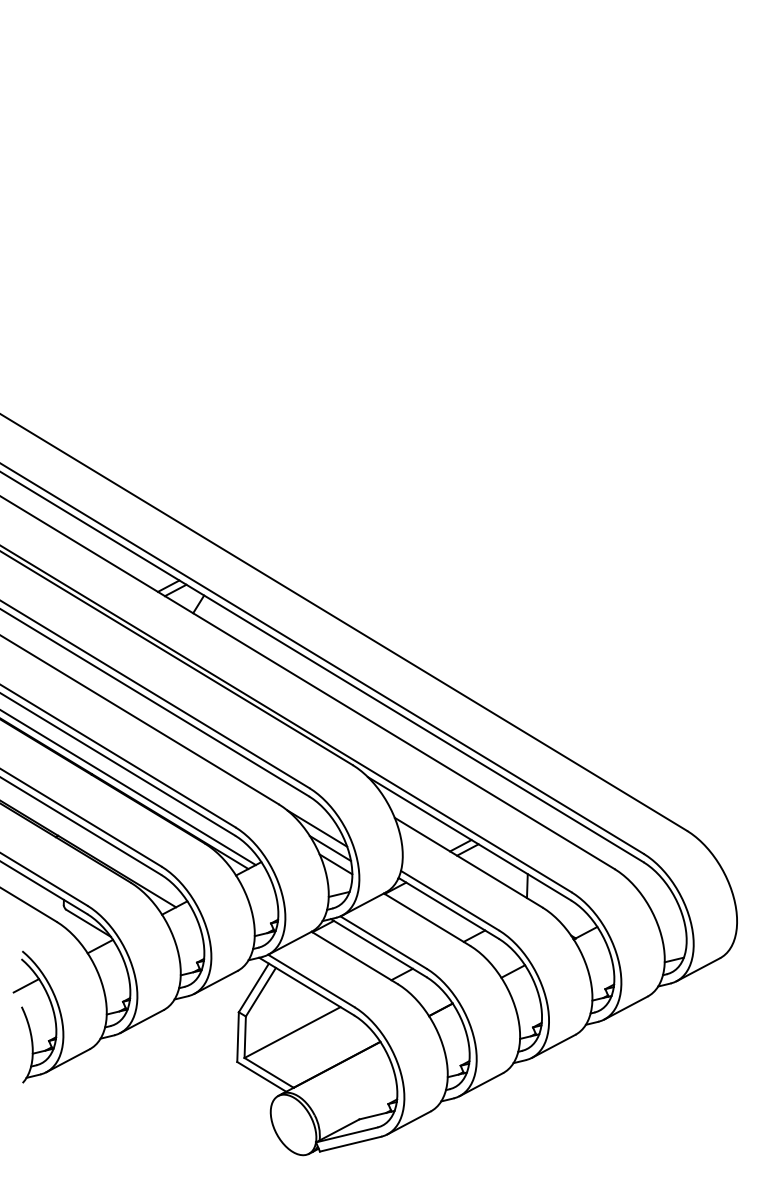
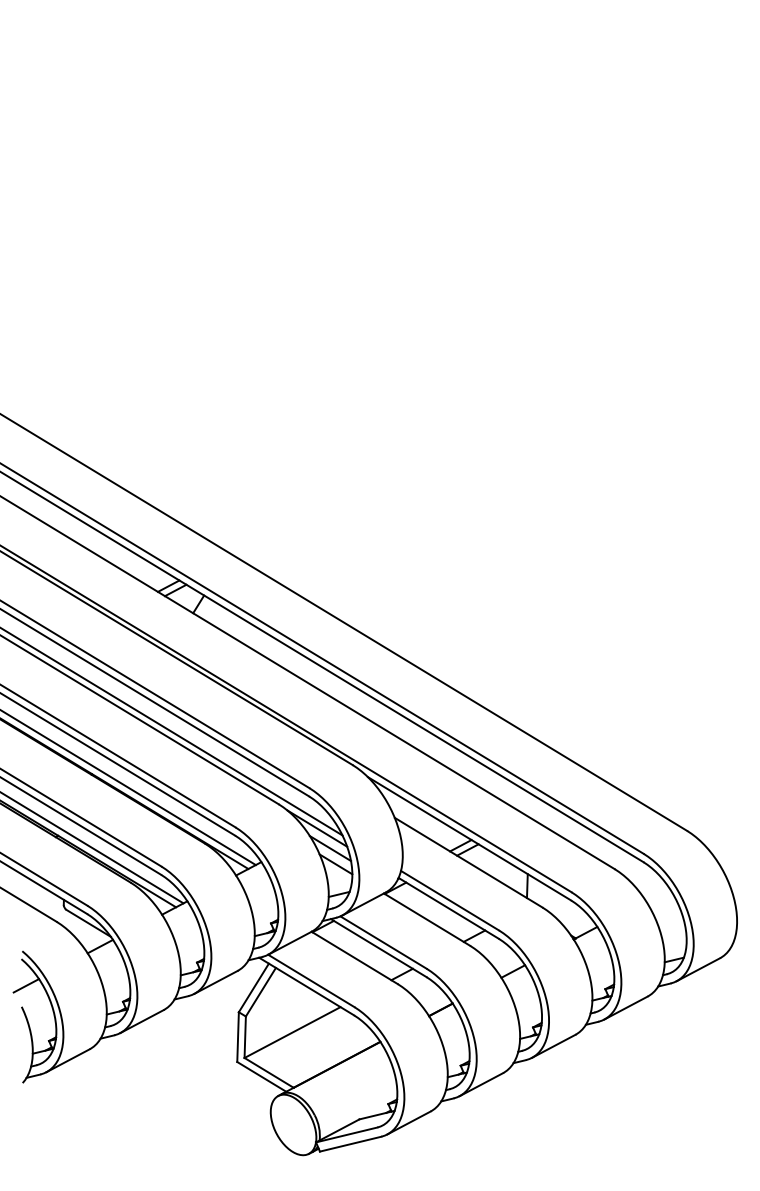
line: none -> present (172, 732)
line: none -> present (92, 848)
